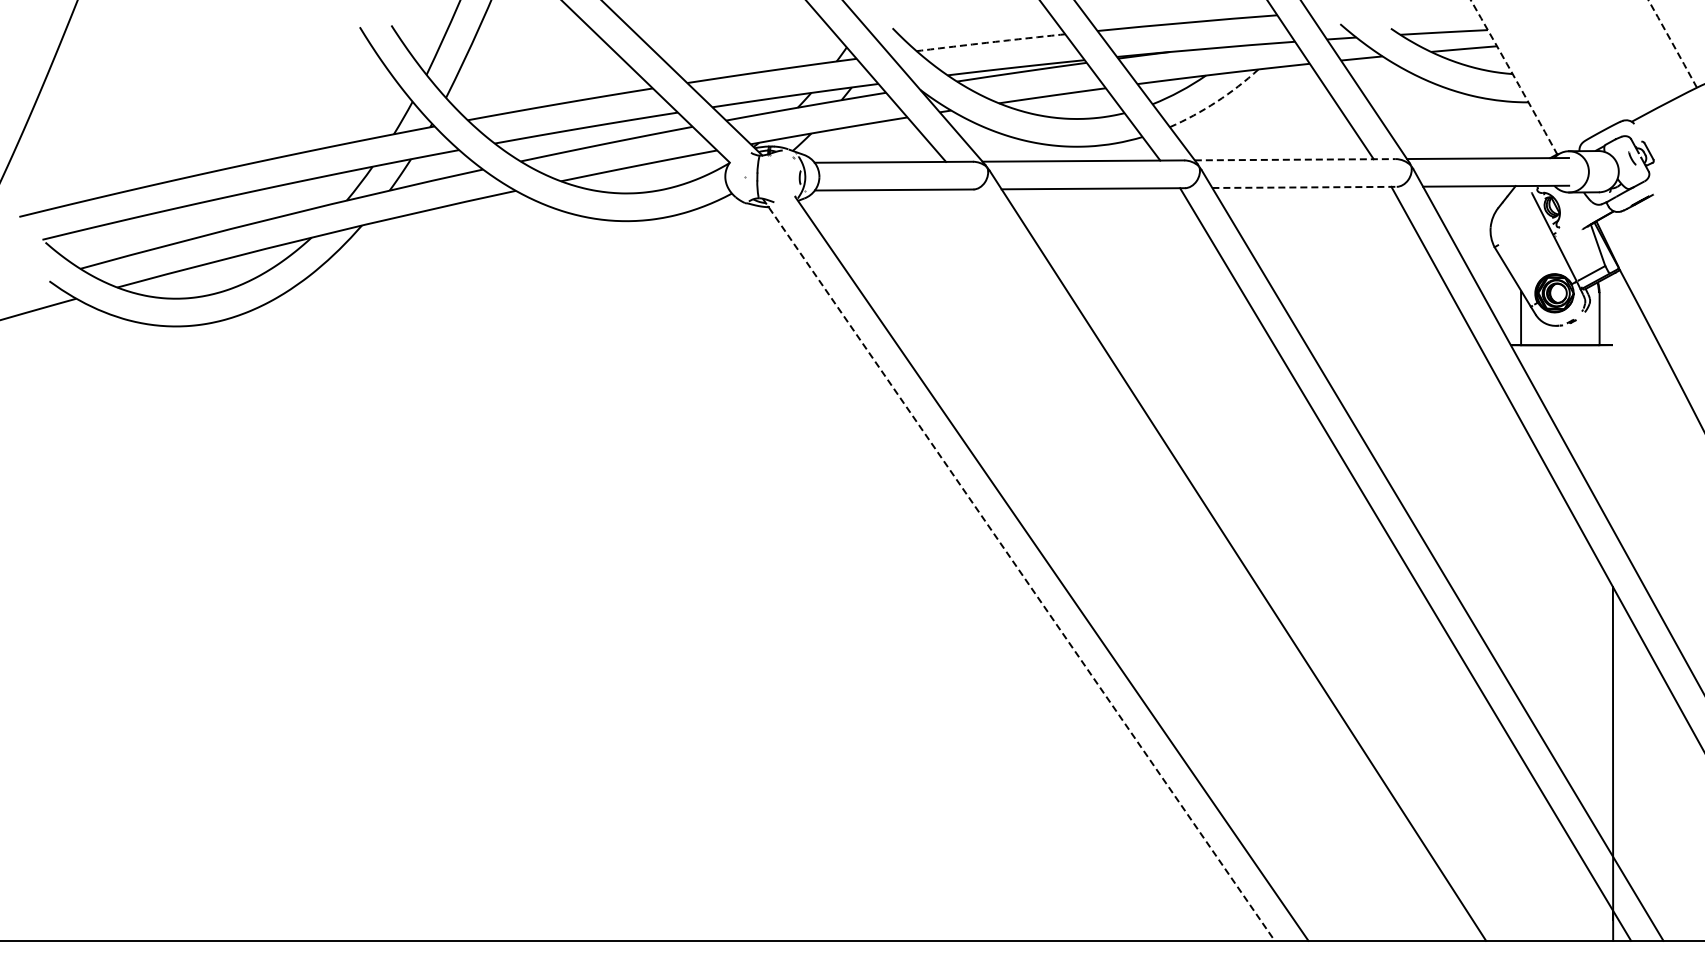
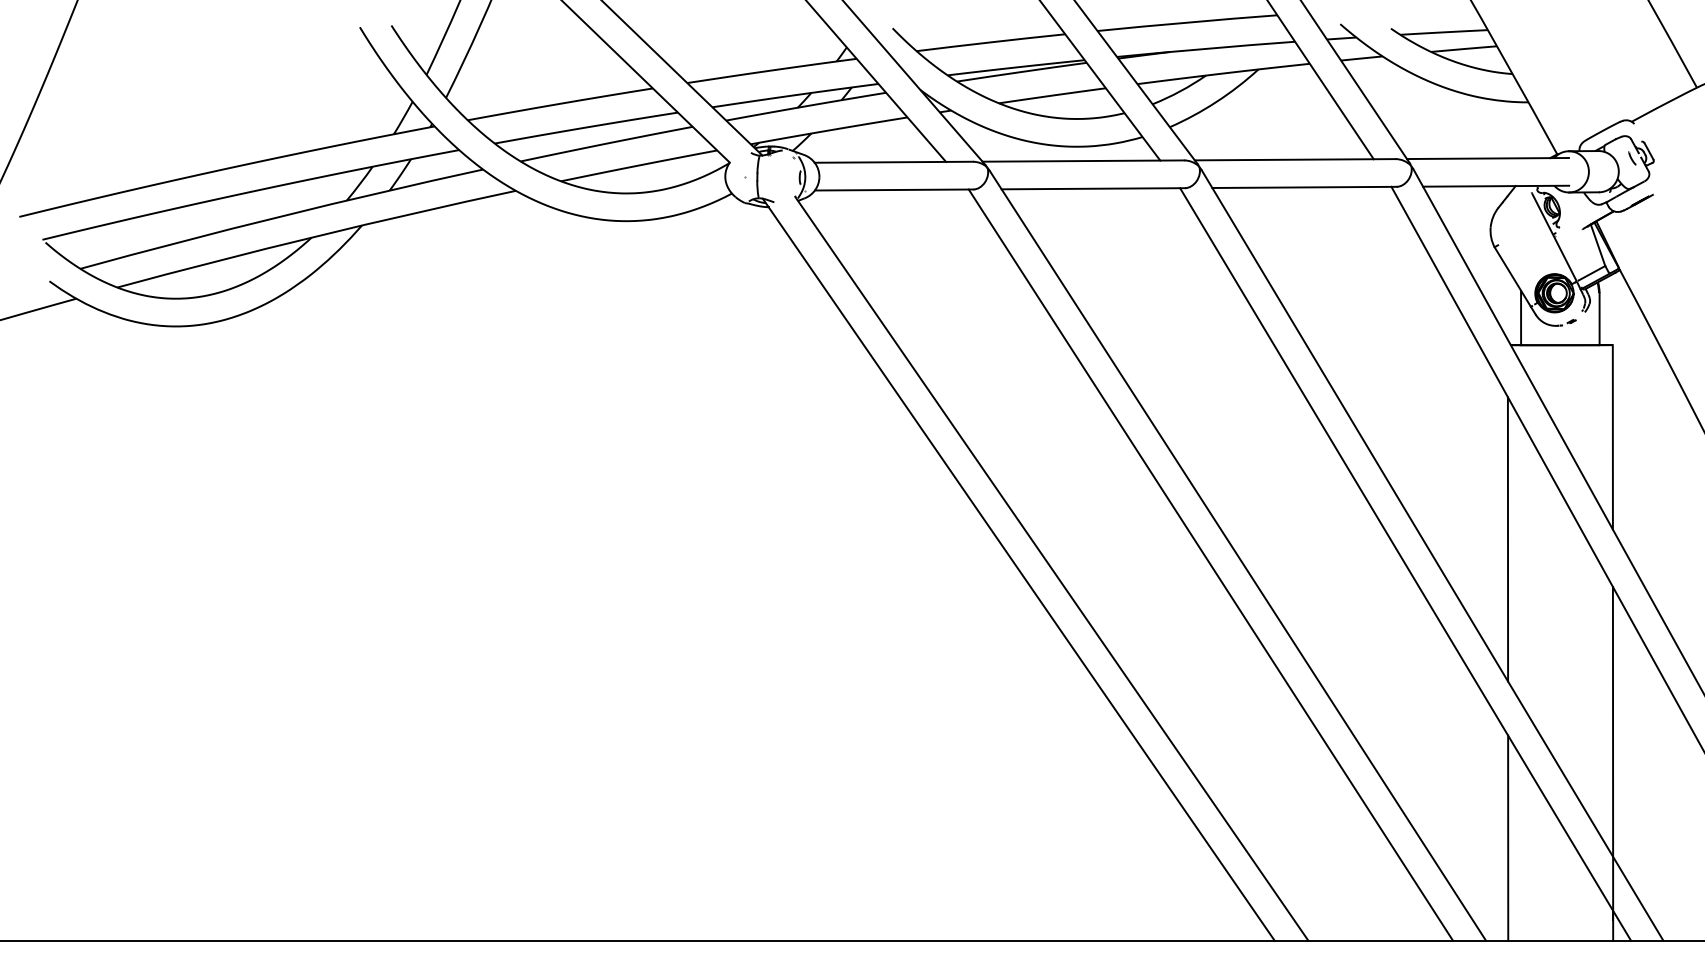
line: dashed -> solid (990, 42)
arc: dashed -> solid (1672, 43)
arc: dashed -> solid (1514, 76)
arc: dashed -> solid (1216, 101)
line: dashed -> solid (1295, 159)
line: dashed -> solid (1305, 187)
line: none -> present (1612, 437)
line: none -> present (1507, 539)
line: none -> present (1210, 564)
line: dashed -> solid (1018, 569)
line: none -> present (1508, 837)
